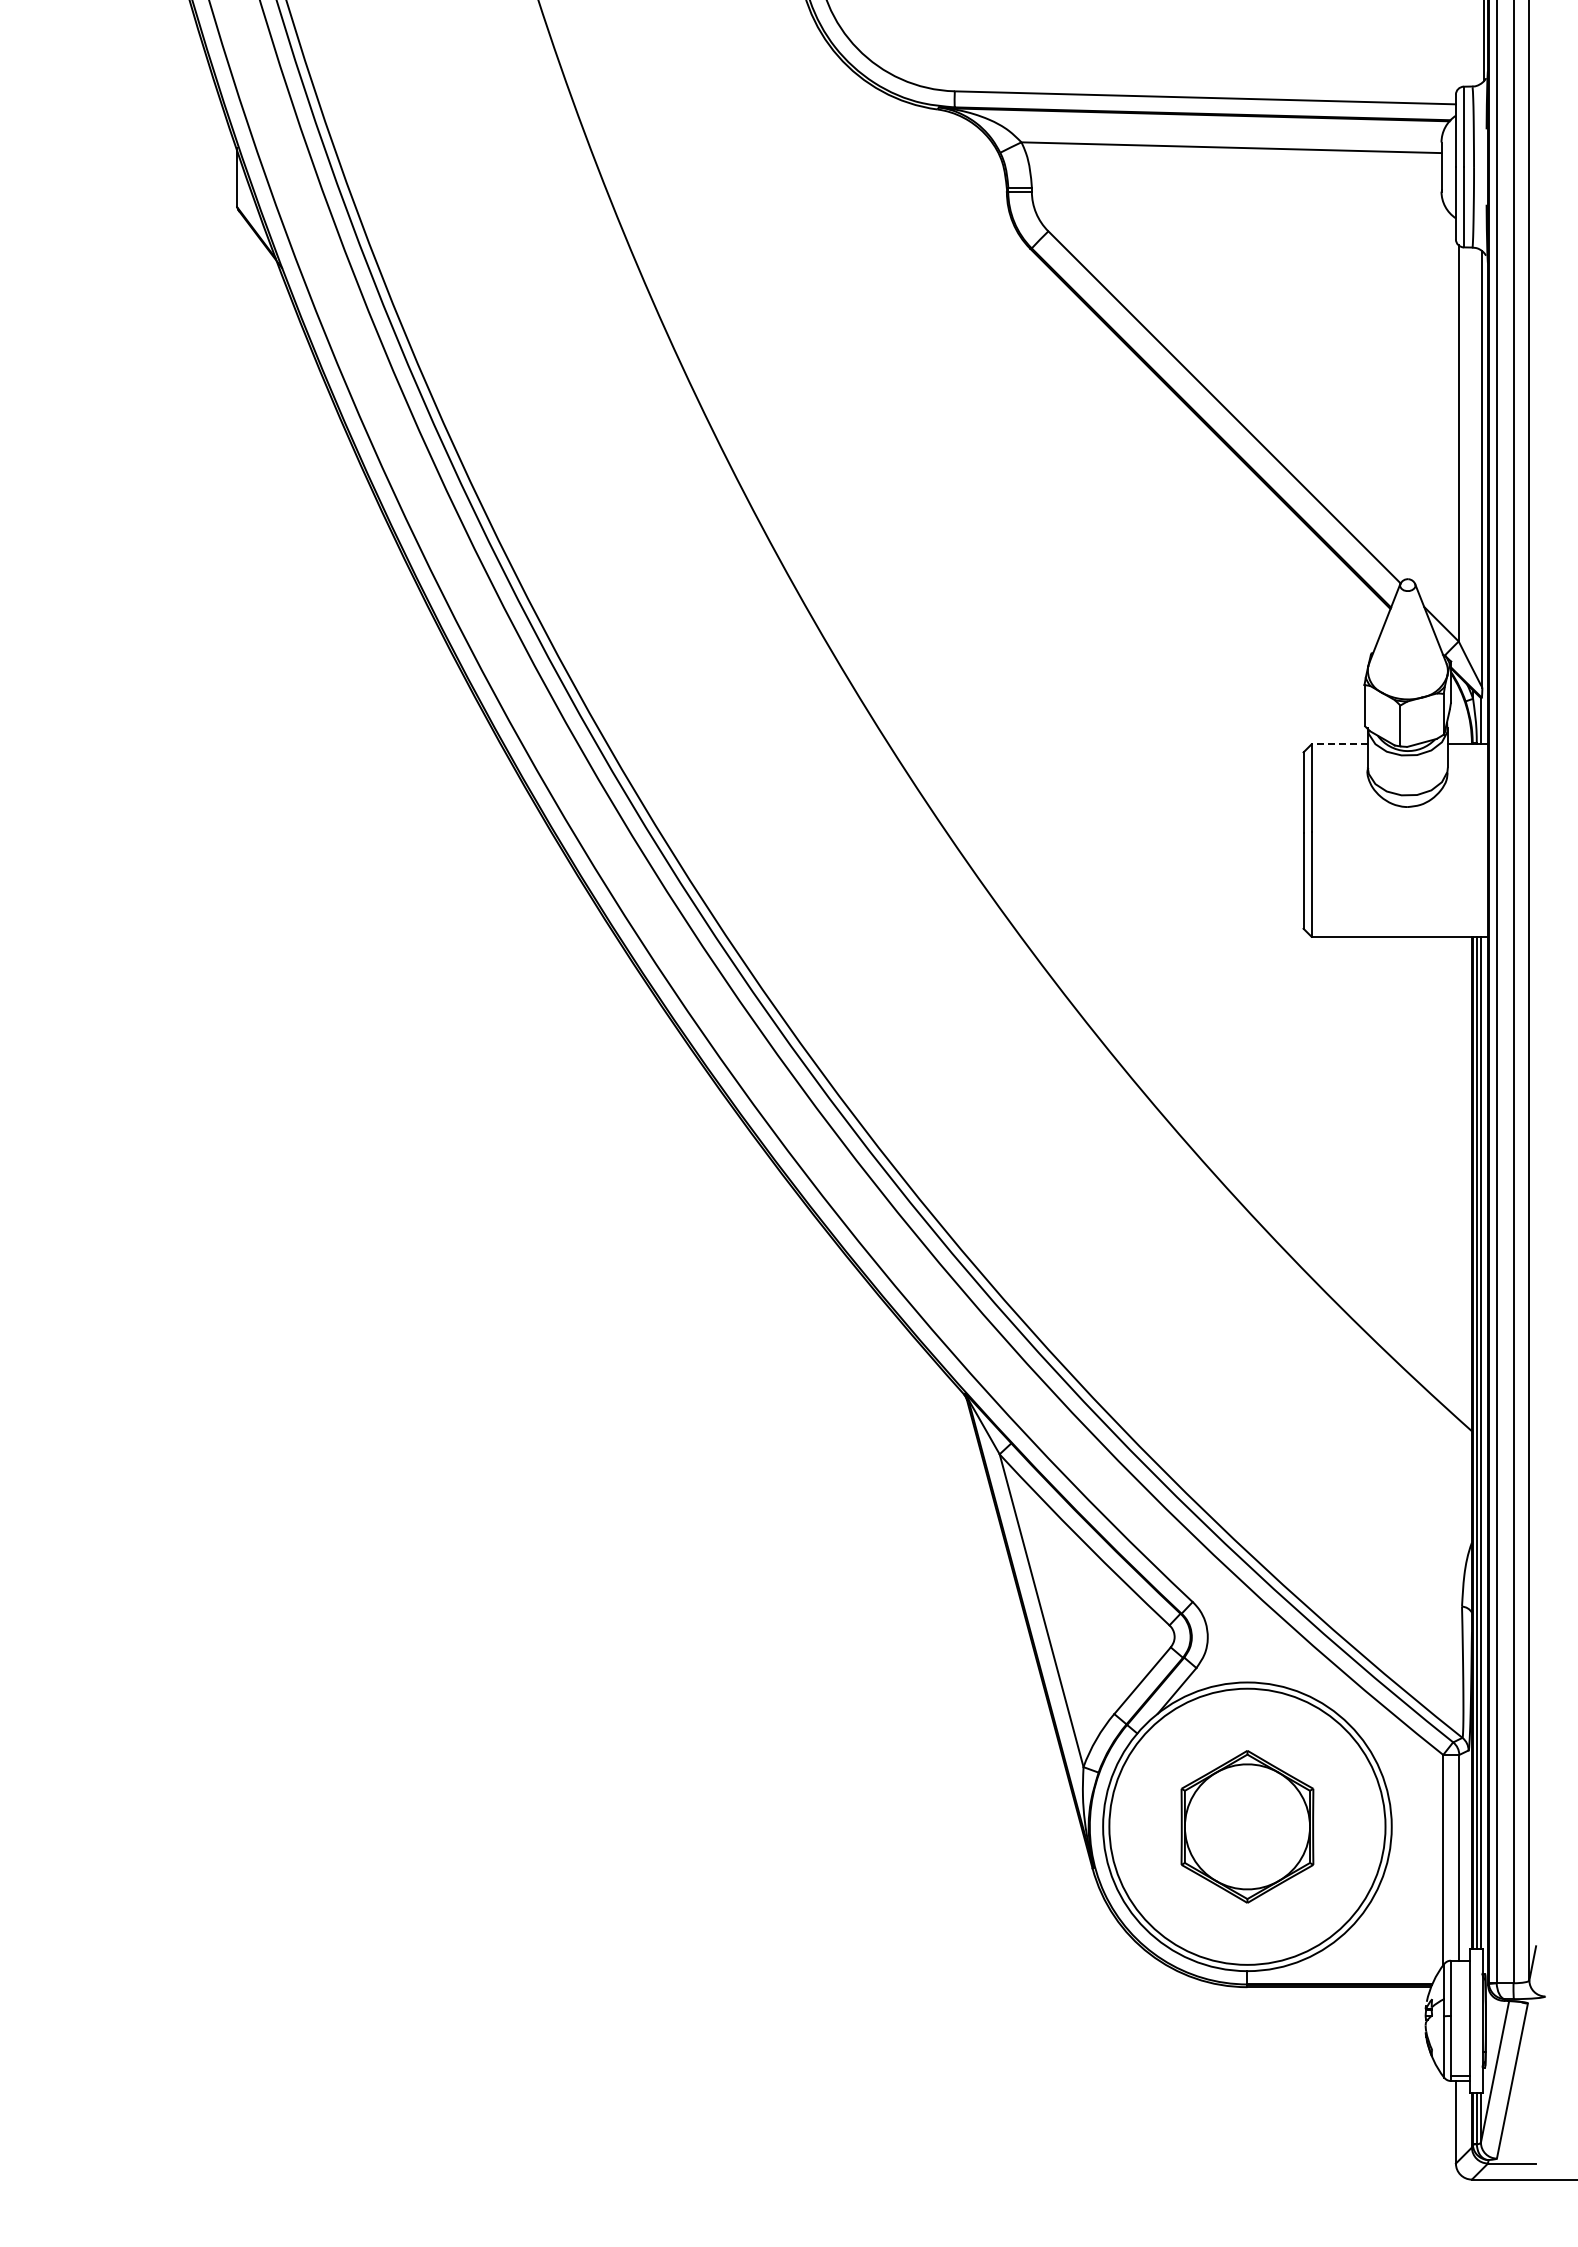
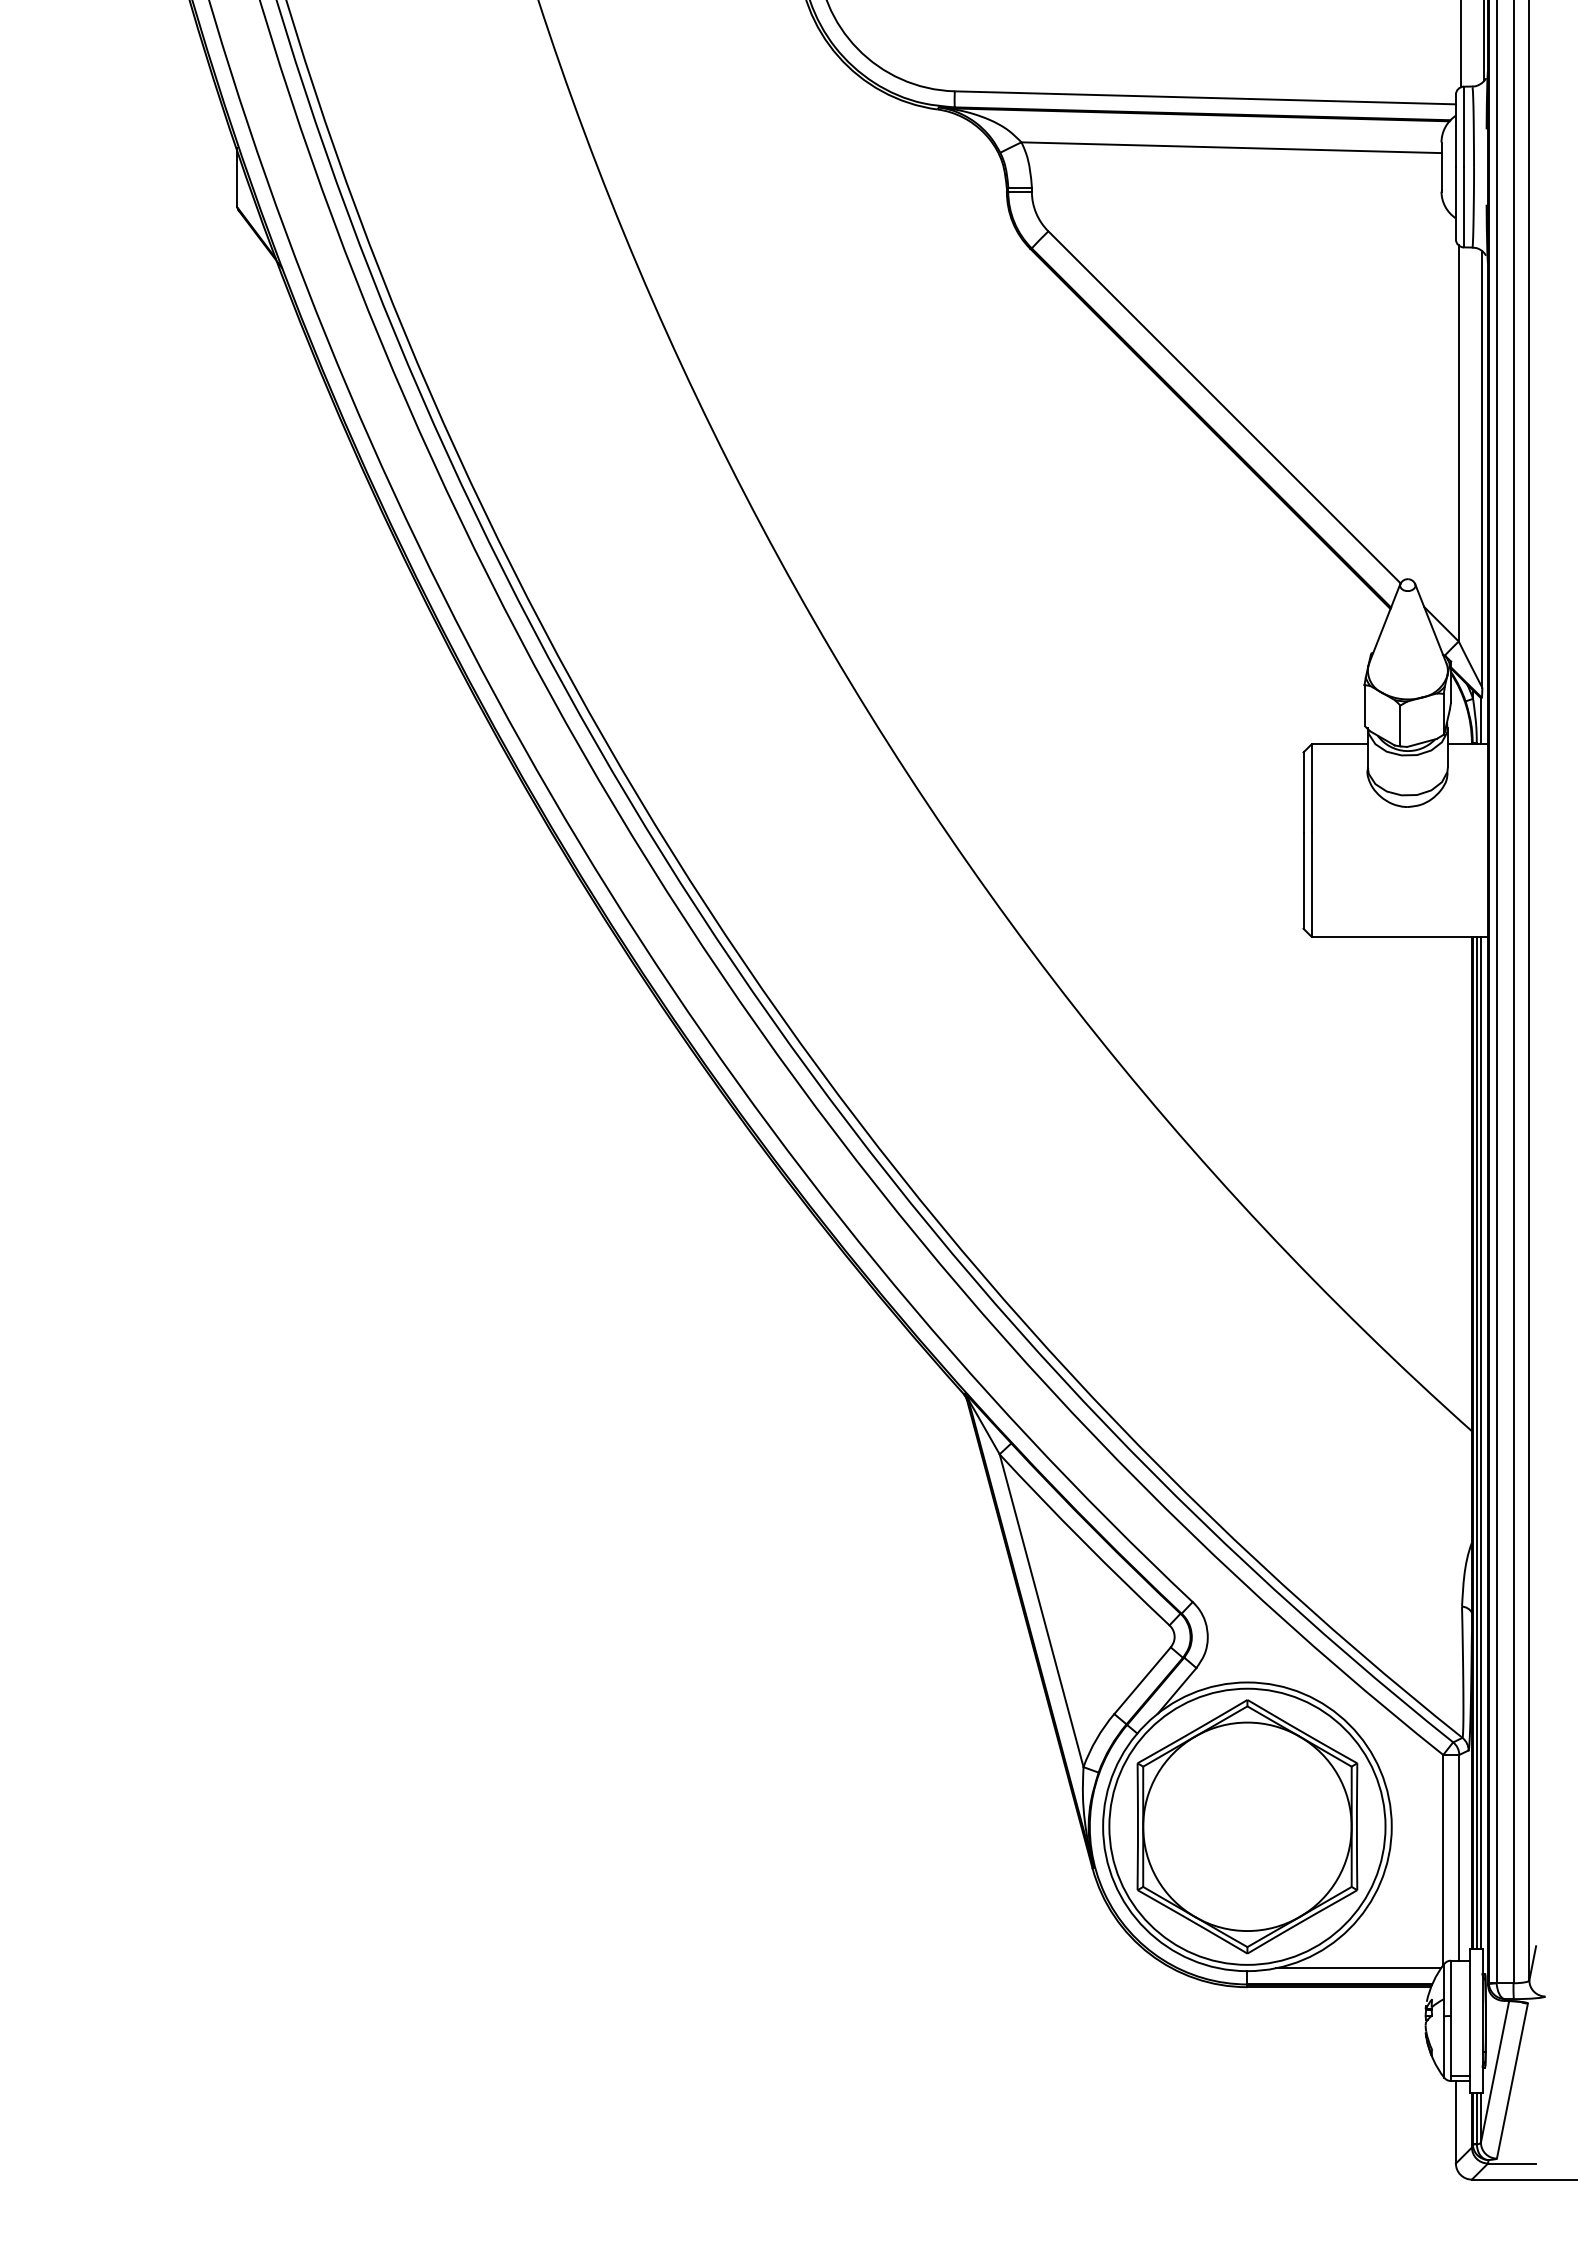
line: none -> present (1460, 44)
line: dashed -> solid (1339, 744)
part size: 135x154 px -> 223x256 px (1247, 1826)
line: none -> present (1358, 1968)
